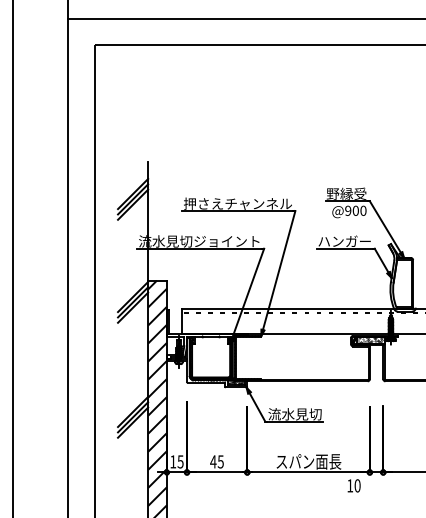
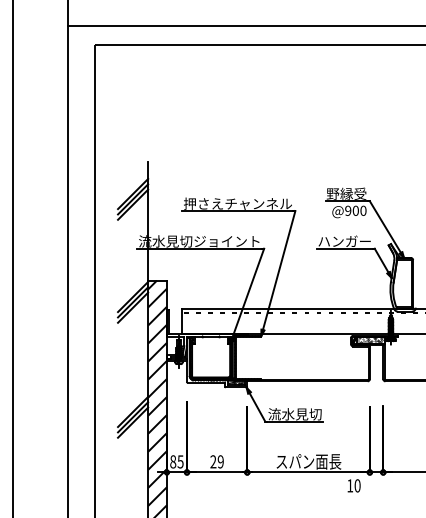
line position: (244, 18) -> (244, 25) (244, 25)
text: 15 -> 85 (173, 461)
text: 45 -> 29 (216, 461)
